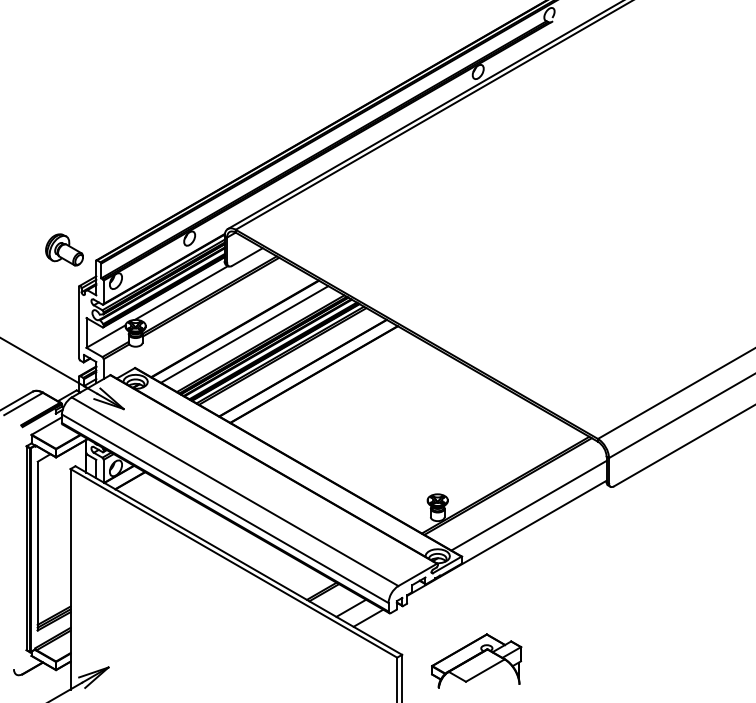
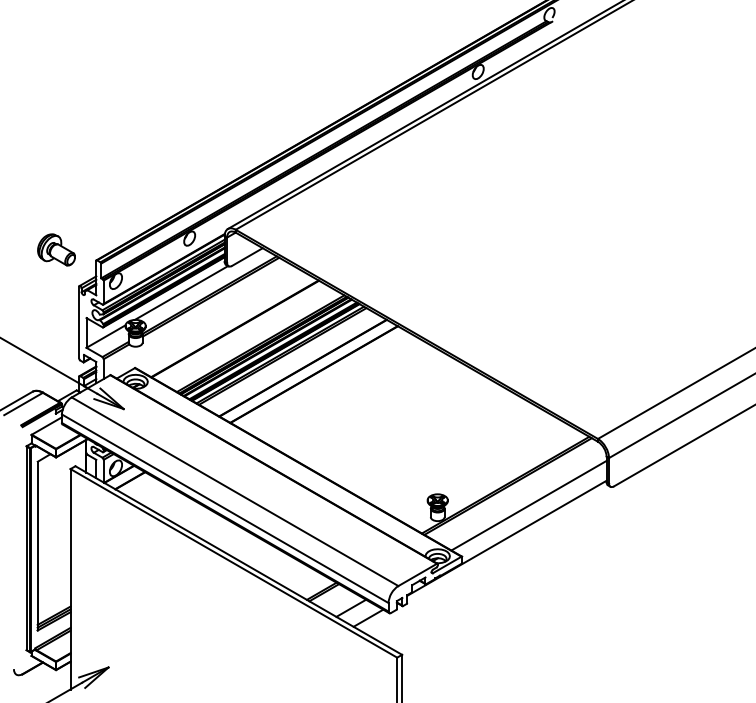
part position: (64, 249) -> (56, 249) (56, 249)
line: present -> none (244, 334)
part: present -> none (476, 660)
